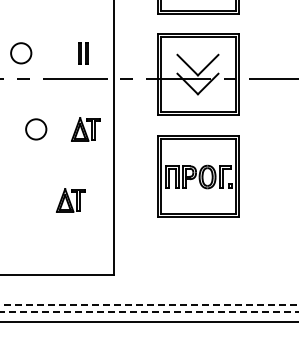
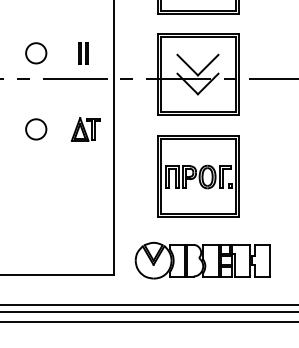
circle position: (21, 53) -> (36, 53) (36, 53)
part: present -> none (70, 200)
part: none -> present (202, 260)
line: dashed -> solid (150, 305)
line: dashed -> solid (149, 312)
